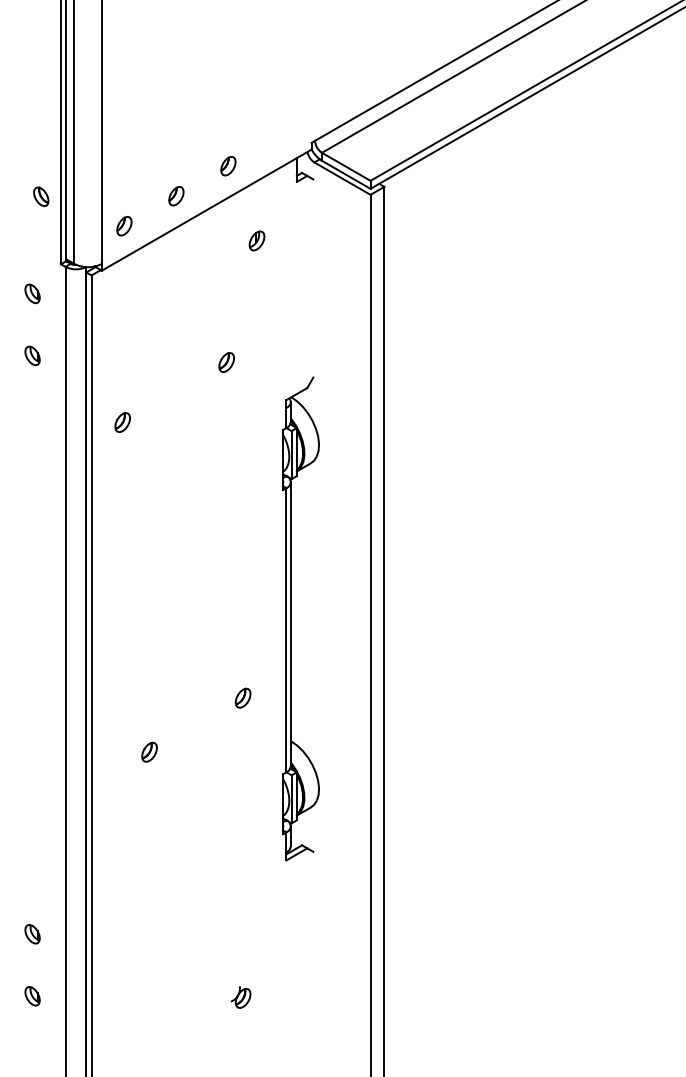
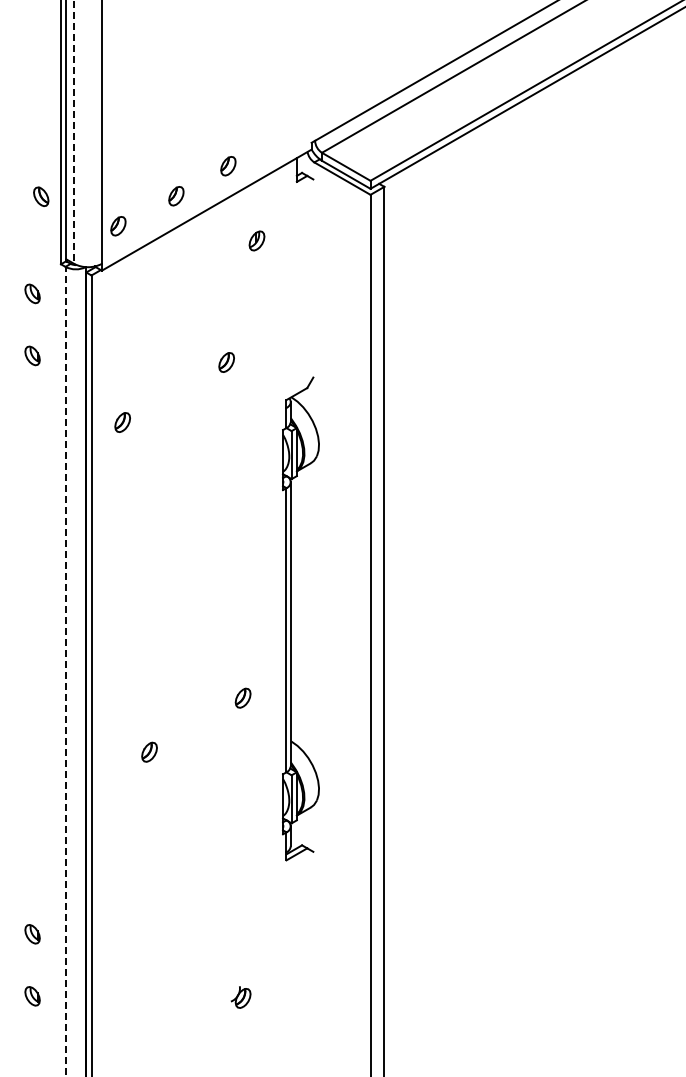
line: solid -> dashed (74, 132)
part position: (124, 226) -> (118, 226) (118, 226)
line: solid -> dashed (65, 671)
